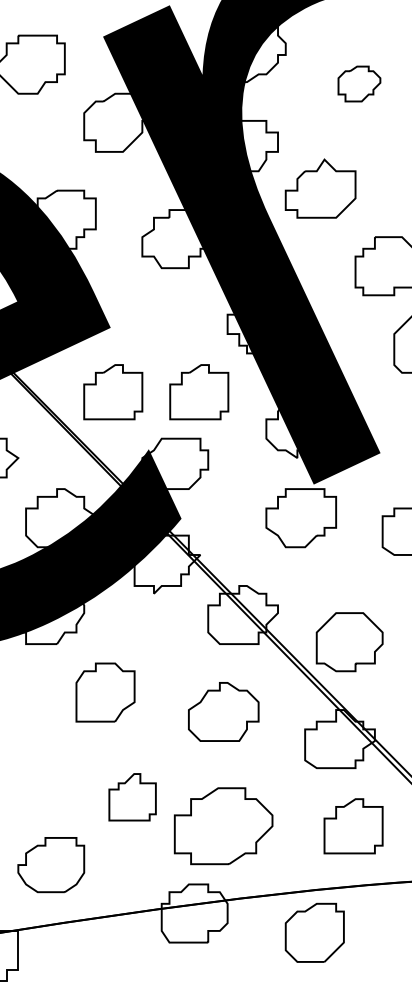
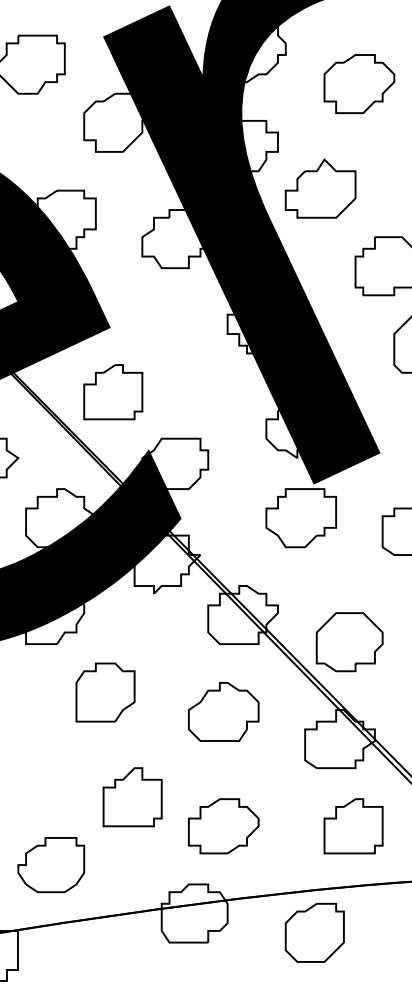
part size: 45x38 px -> 73x60 px (359, 83)
part: present -> none (199, 392)
part size: 49x49 px -> 61x61 px (132, 797)
part size: 101x79 px -> 72x57 px (223, 826)
